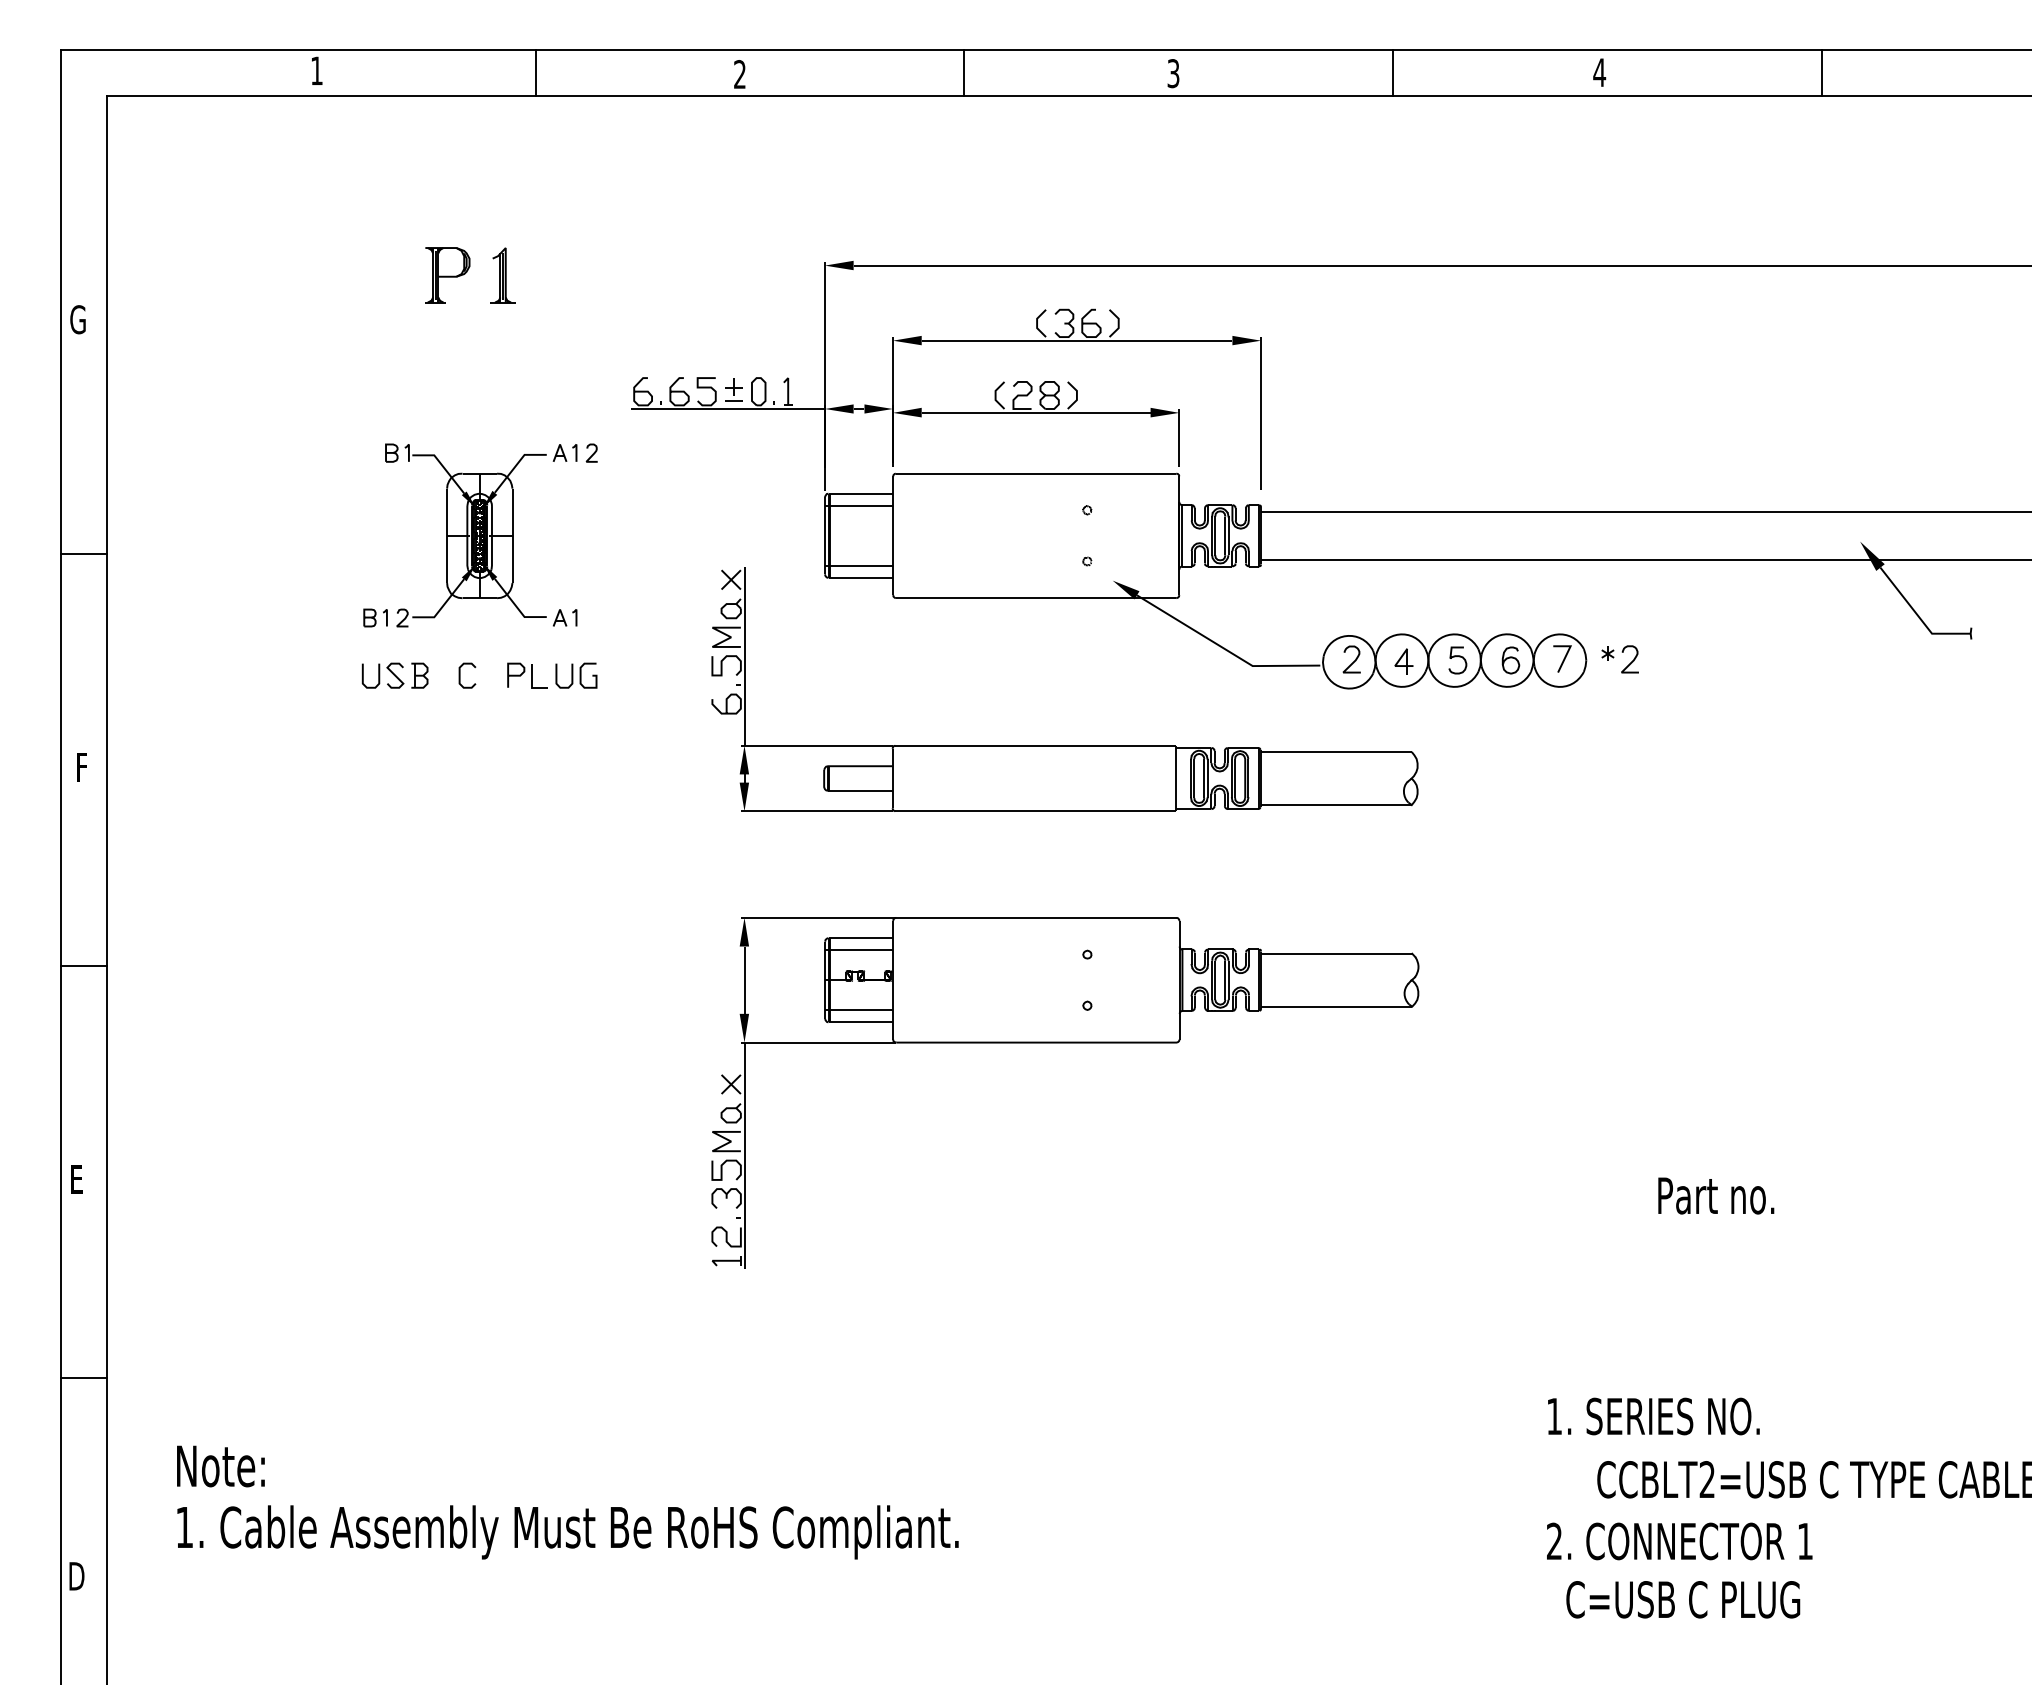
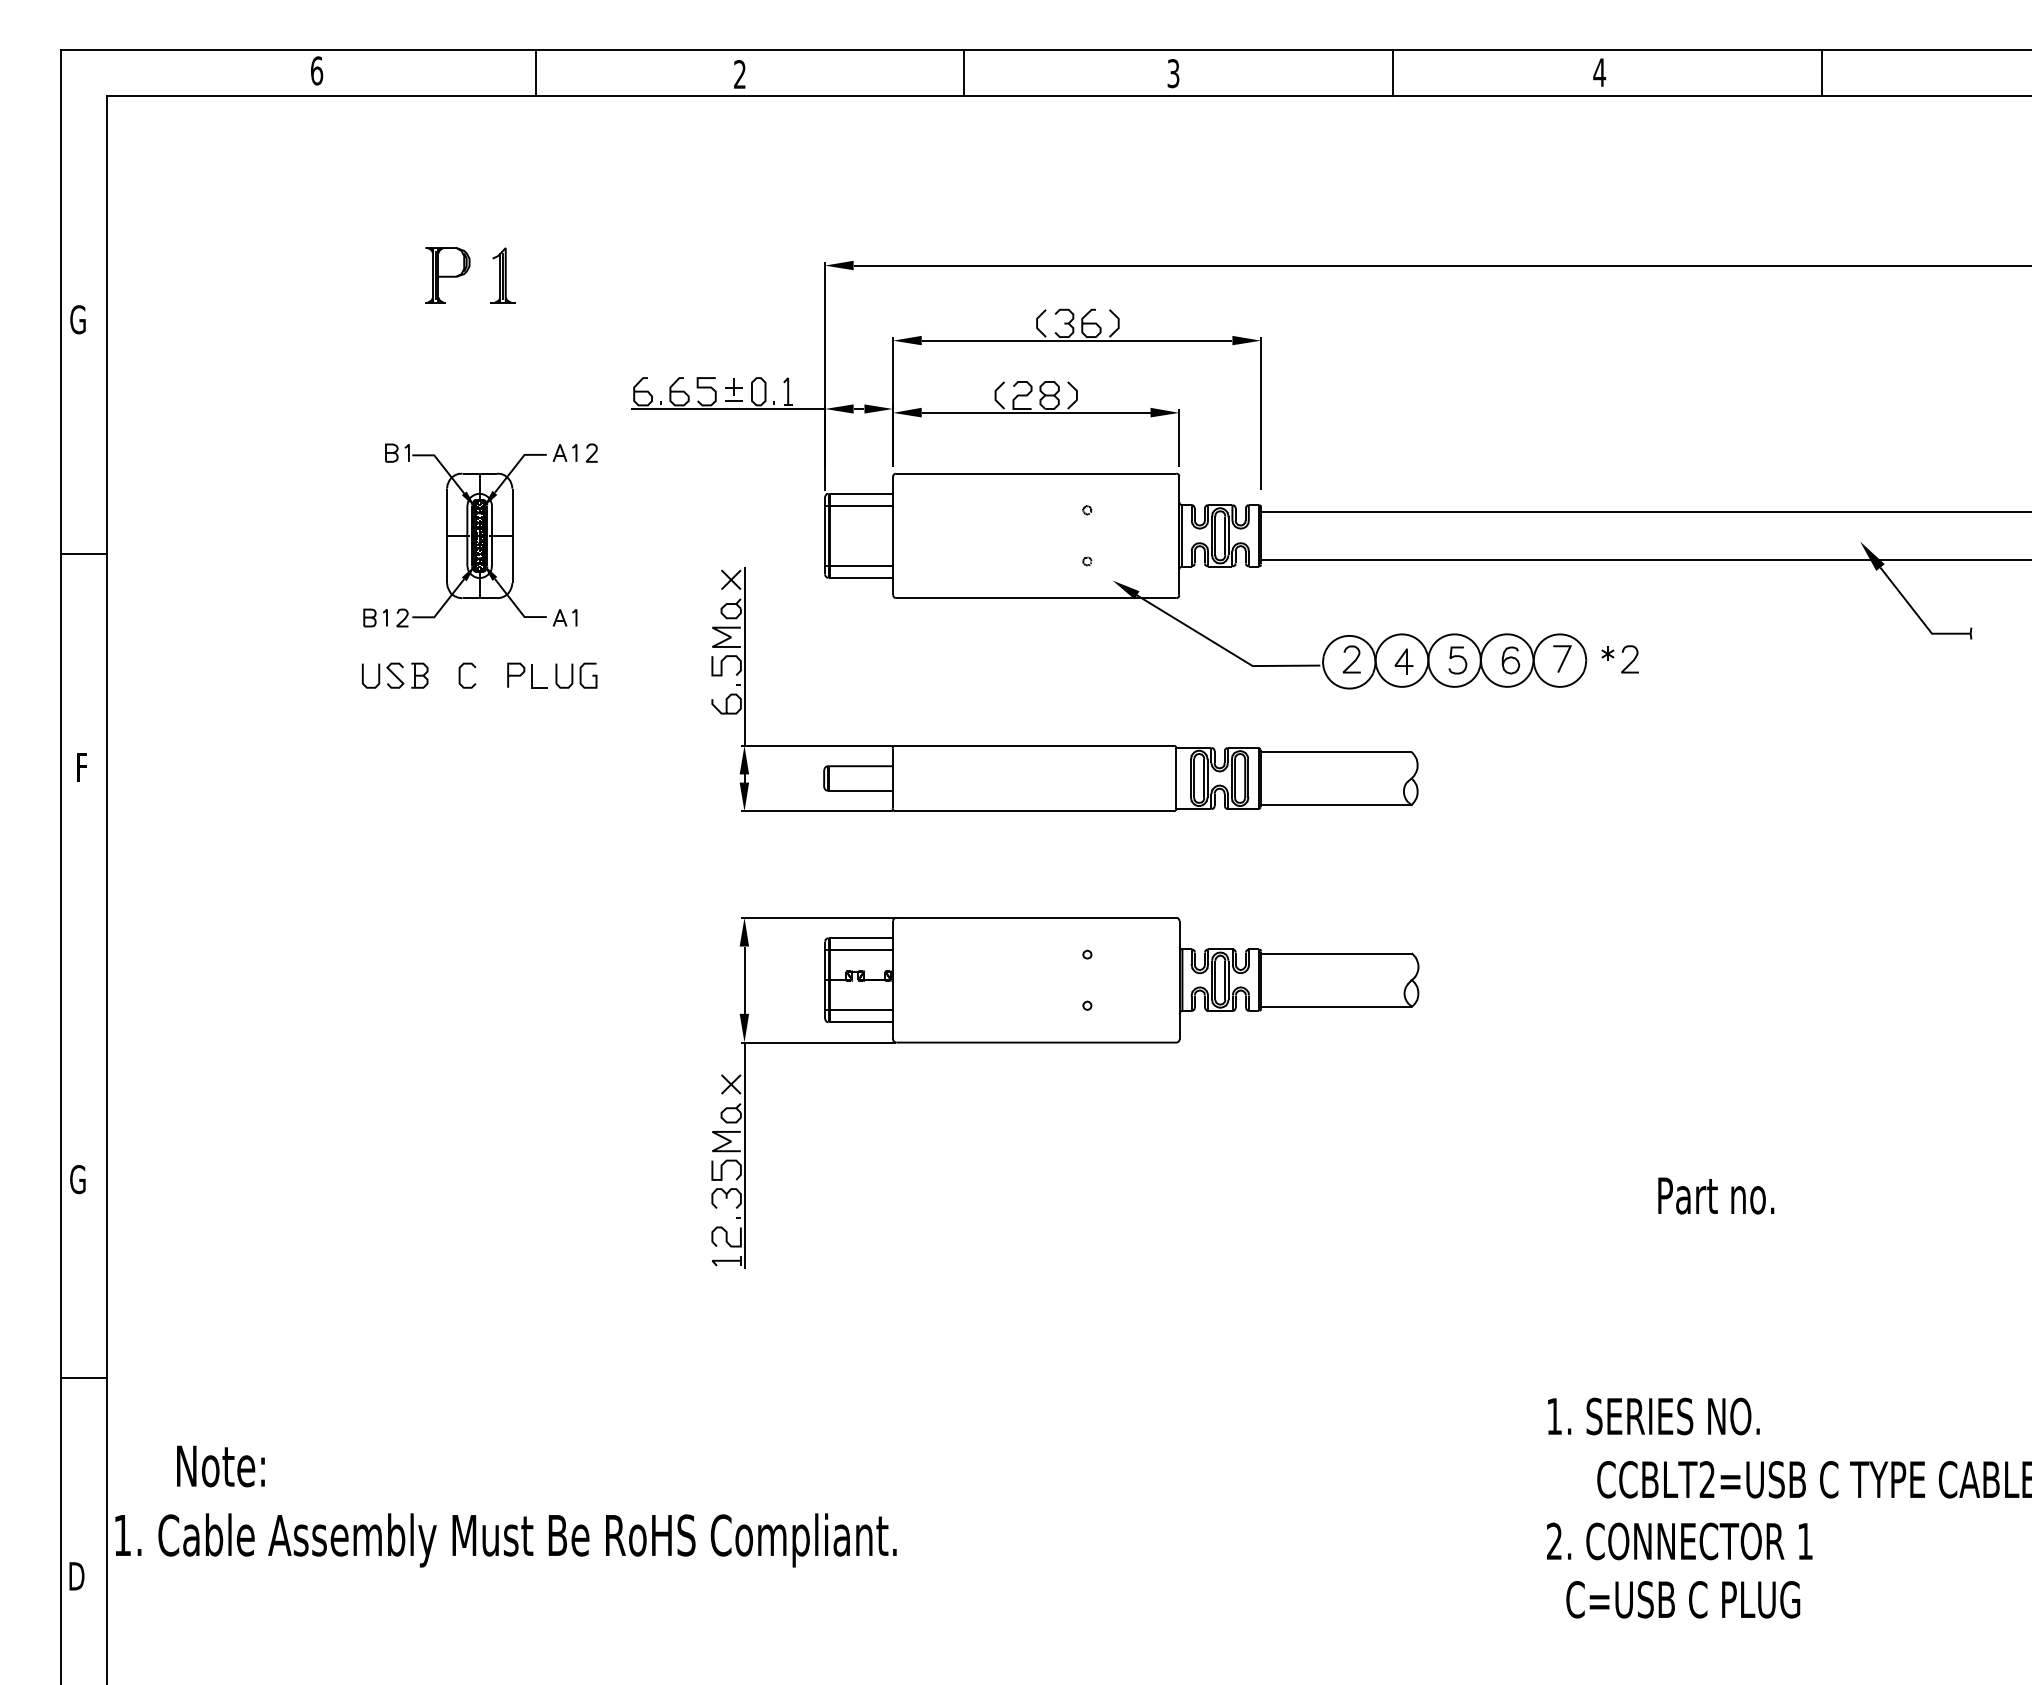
text: 1 -> 6 (317, 70)
line: present -> none (83, 965)
text: E -> G (77, 1179)
text position: (567, 1532) -> (505, 1540) (505, 1540)
